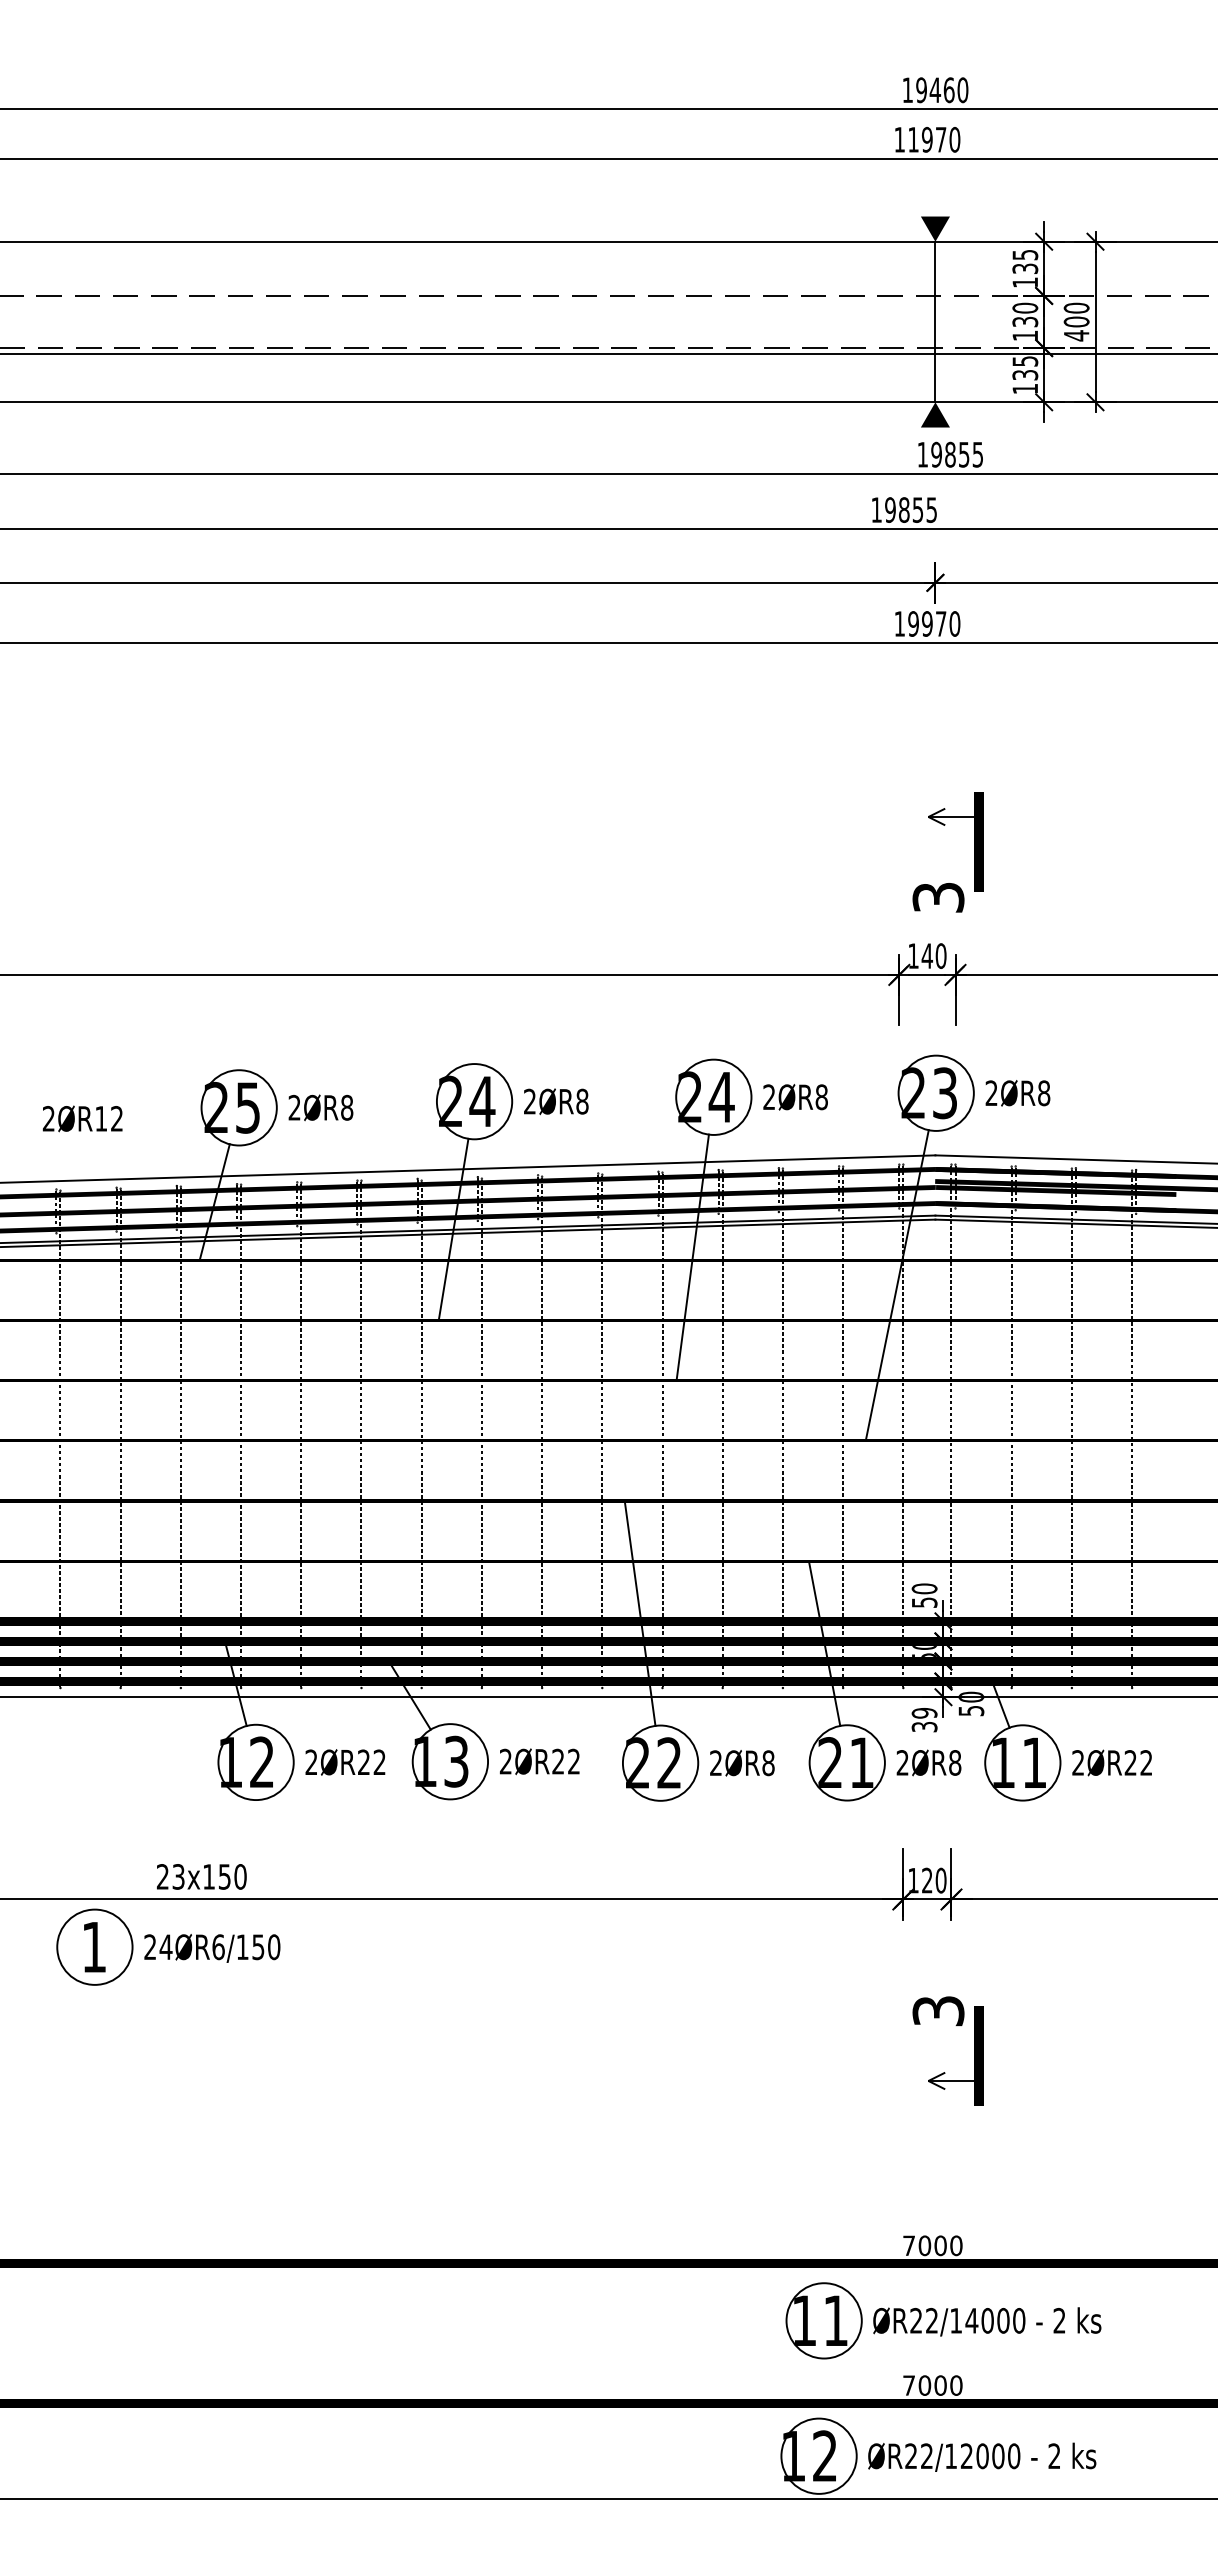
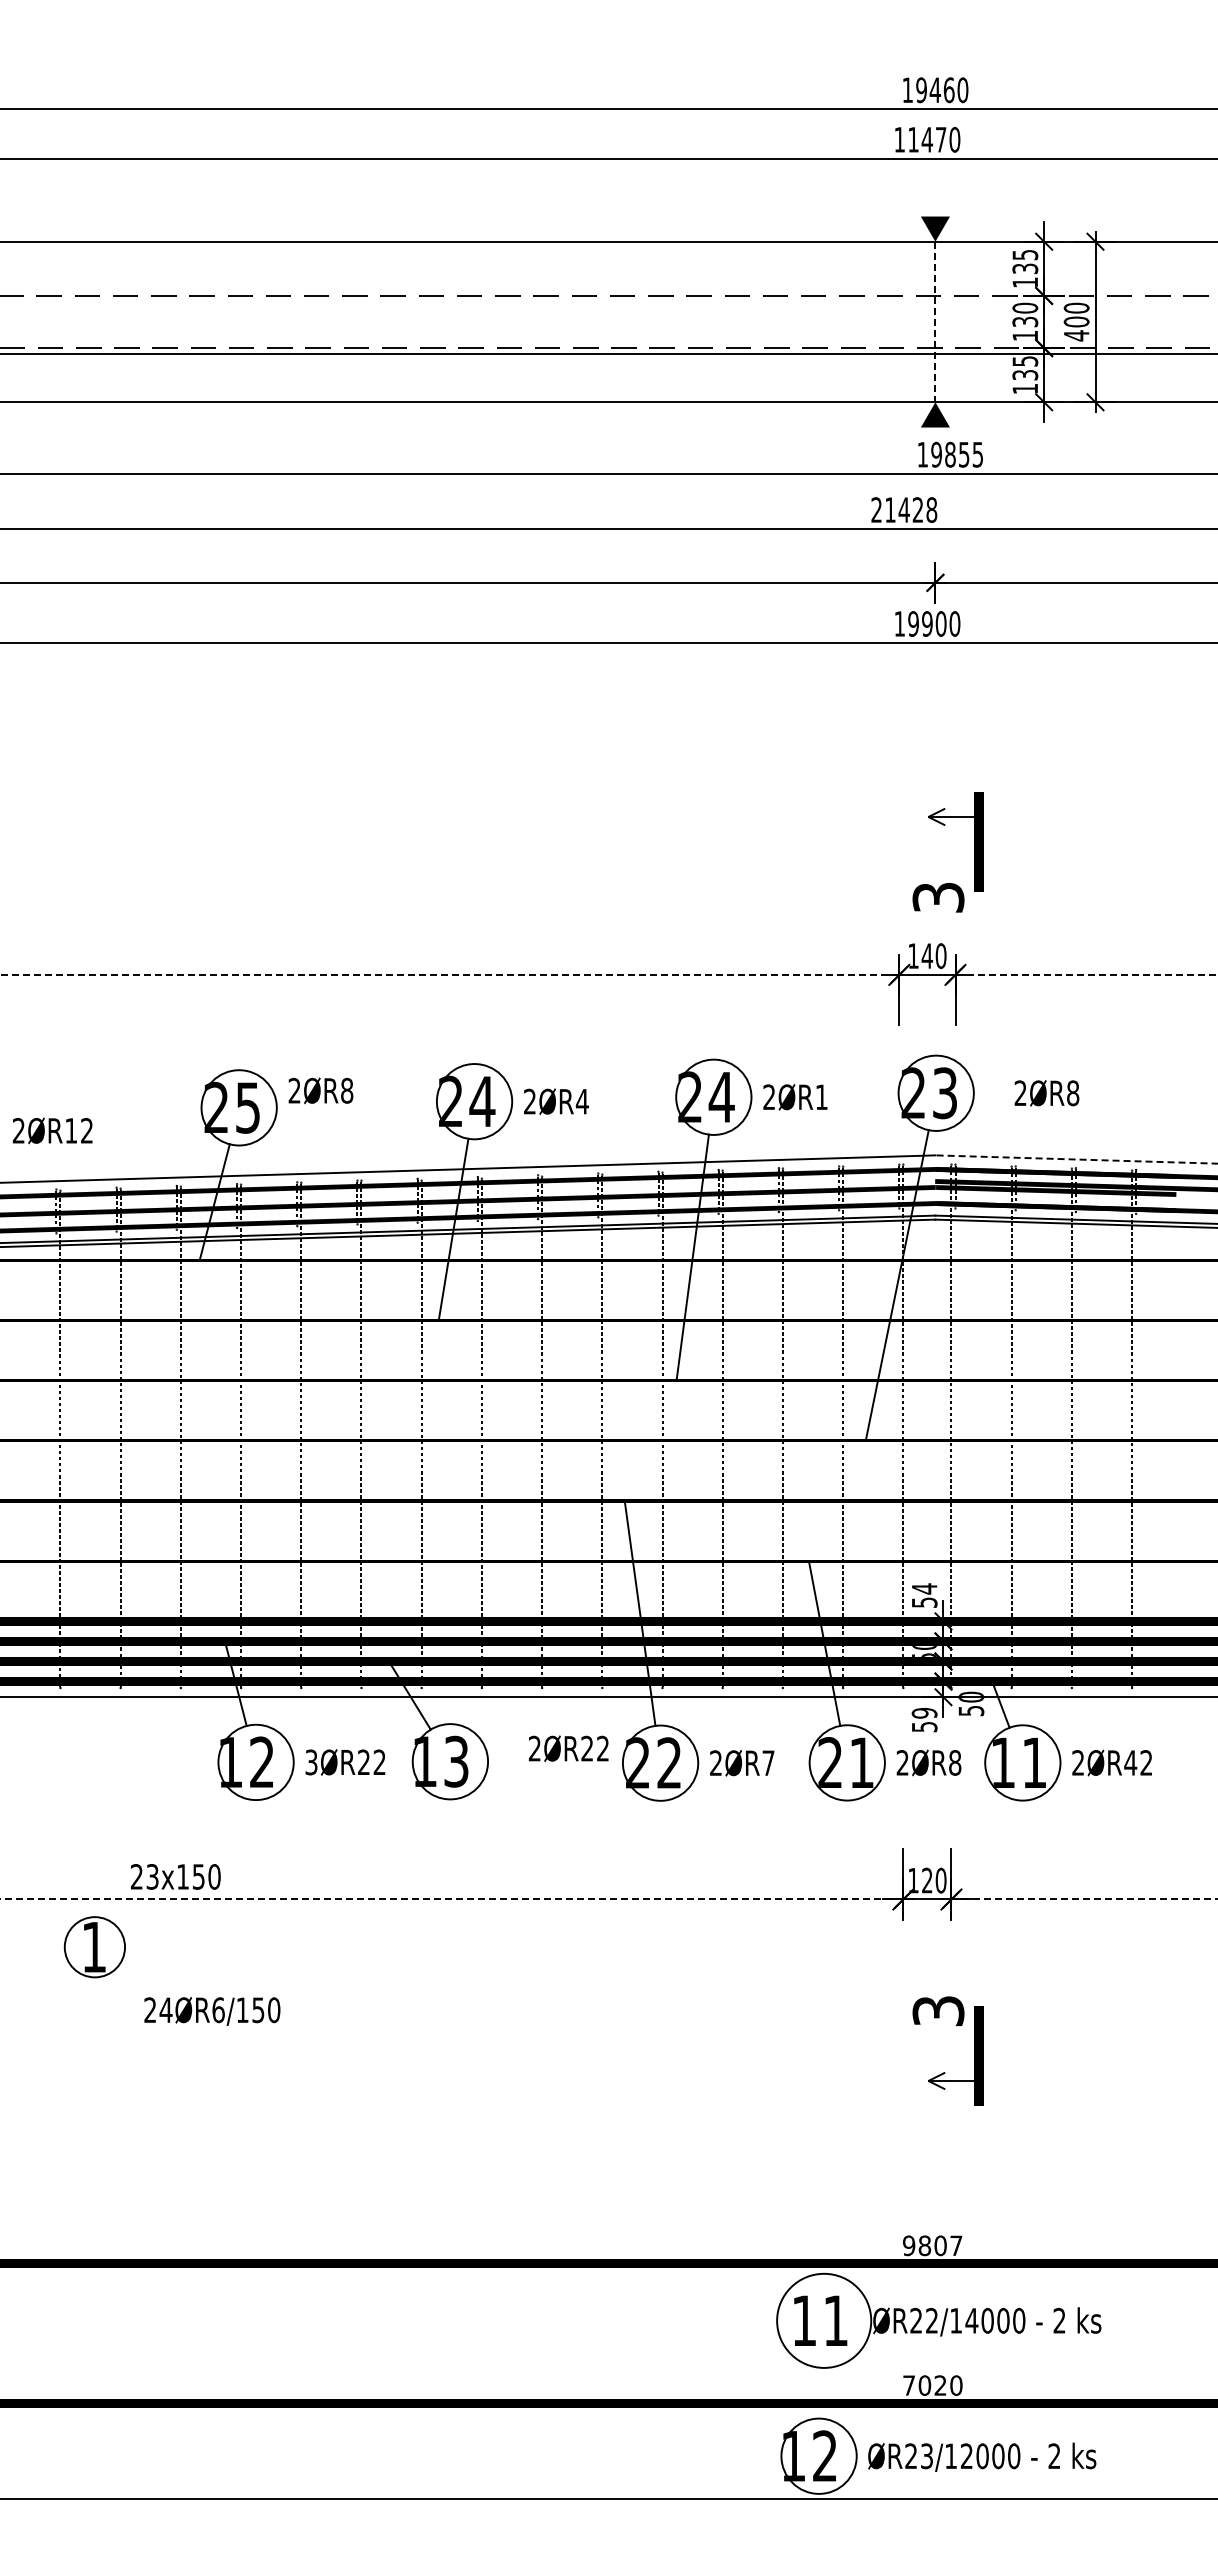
text: 11970 -> 11470 (926, 139)
line: solid -> dashed (935, 322)
text: 19855 -> 21428 (904, 509)
text: 19970 -> 19900 (940, 623)
line: solid -> dashed (449, 974)
line: solid -> dashed (1086, 974)
text position: (1017, 1093) -> (1046, 1093) (1046, 1093)
text: 2ØR8 -> 2ØR1 (821, 1097)
text: 2ØR8 -> 2ØR4 (581, 1101)
text position: (320, 1107) -> (320, 1090) (320, 1090)
text position: (82, 1118) -> (52, 1130) (52, 1130)
line: solid -> dashed (1076, 1159)
text: 50 -> 54 (924, 1588)
text: 39 -> 59 (923, 1726)
text position: (539, 1761) -> (568, 1748) (568, 1748)
text: 2ØR22 -> 3ØR22 (311, 1762)
text: 2ØR22 -> 2ØR42 (1130, 1762)
text: 2ØR8 -> 2ØR7 (768, 1763)
text position: (201, 1876) -> (175, 1876) (175, 1876)
line: solid -> dashed (451, 1899)
line: solid -> dashed (1084, 1899)
circle diameter: 75 px -> 60 px (94, 1947)
text position: (212, 1948) -> (212, 2011) (212, 2011)
text: 7000 -> 9807 (932, 2245)
circle diameter: 75 px -> 94 px (824, 2320)
text: 7000 -> 7020 (940, 2385)
text: ØR22/12000 -> ØR23/12000 (926, 2456)
